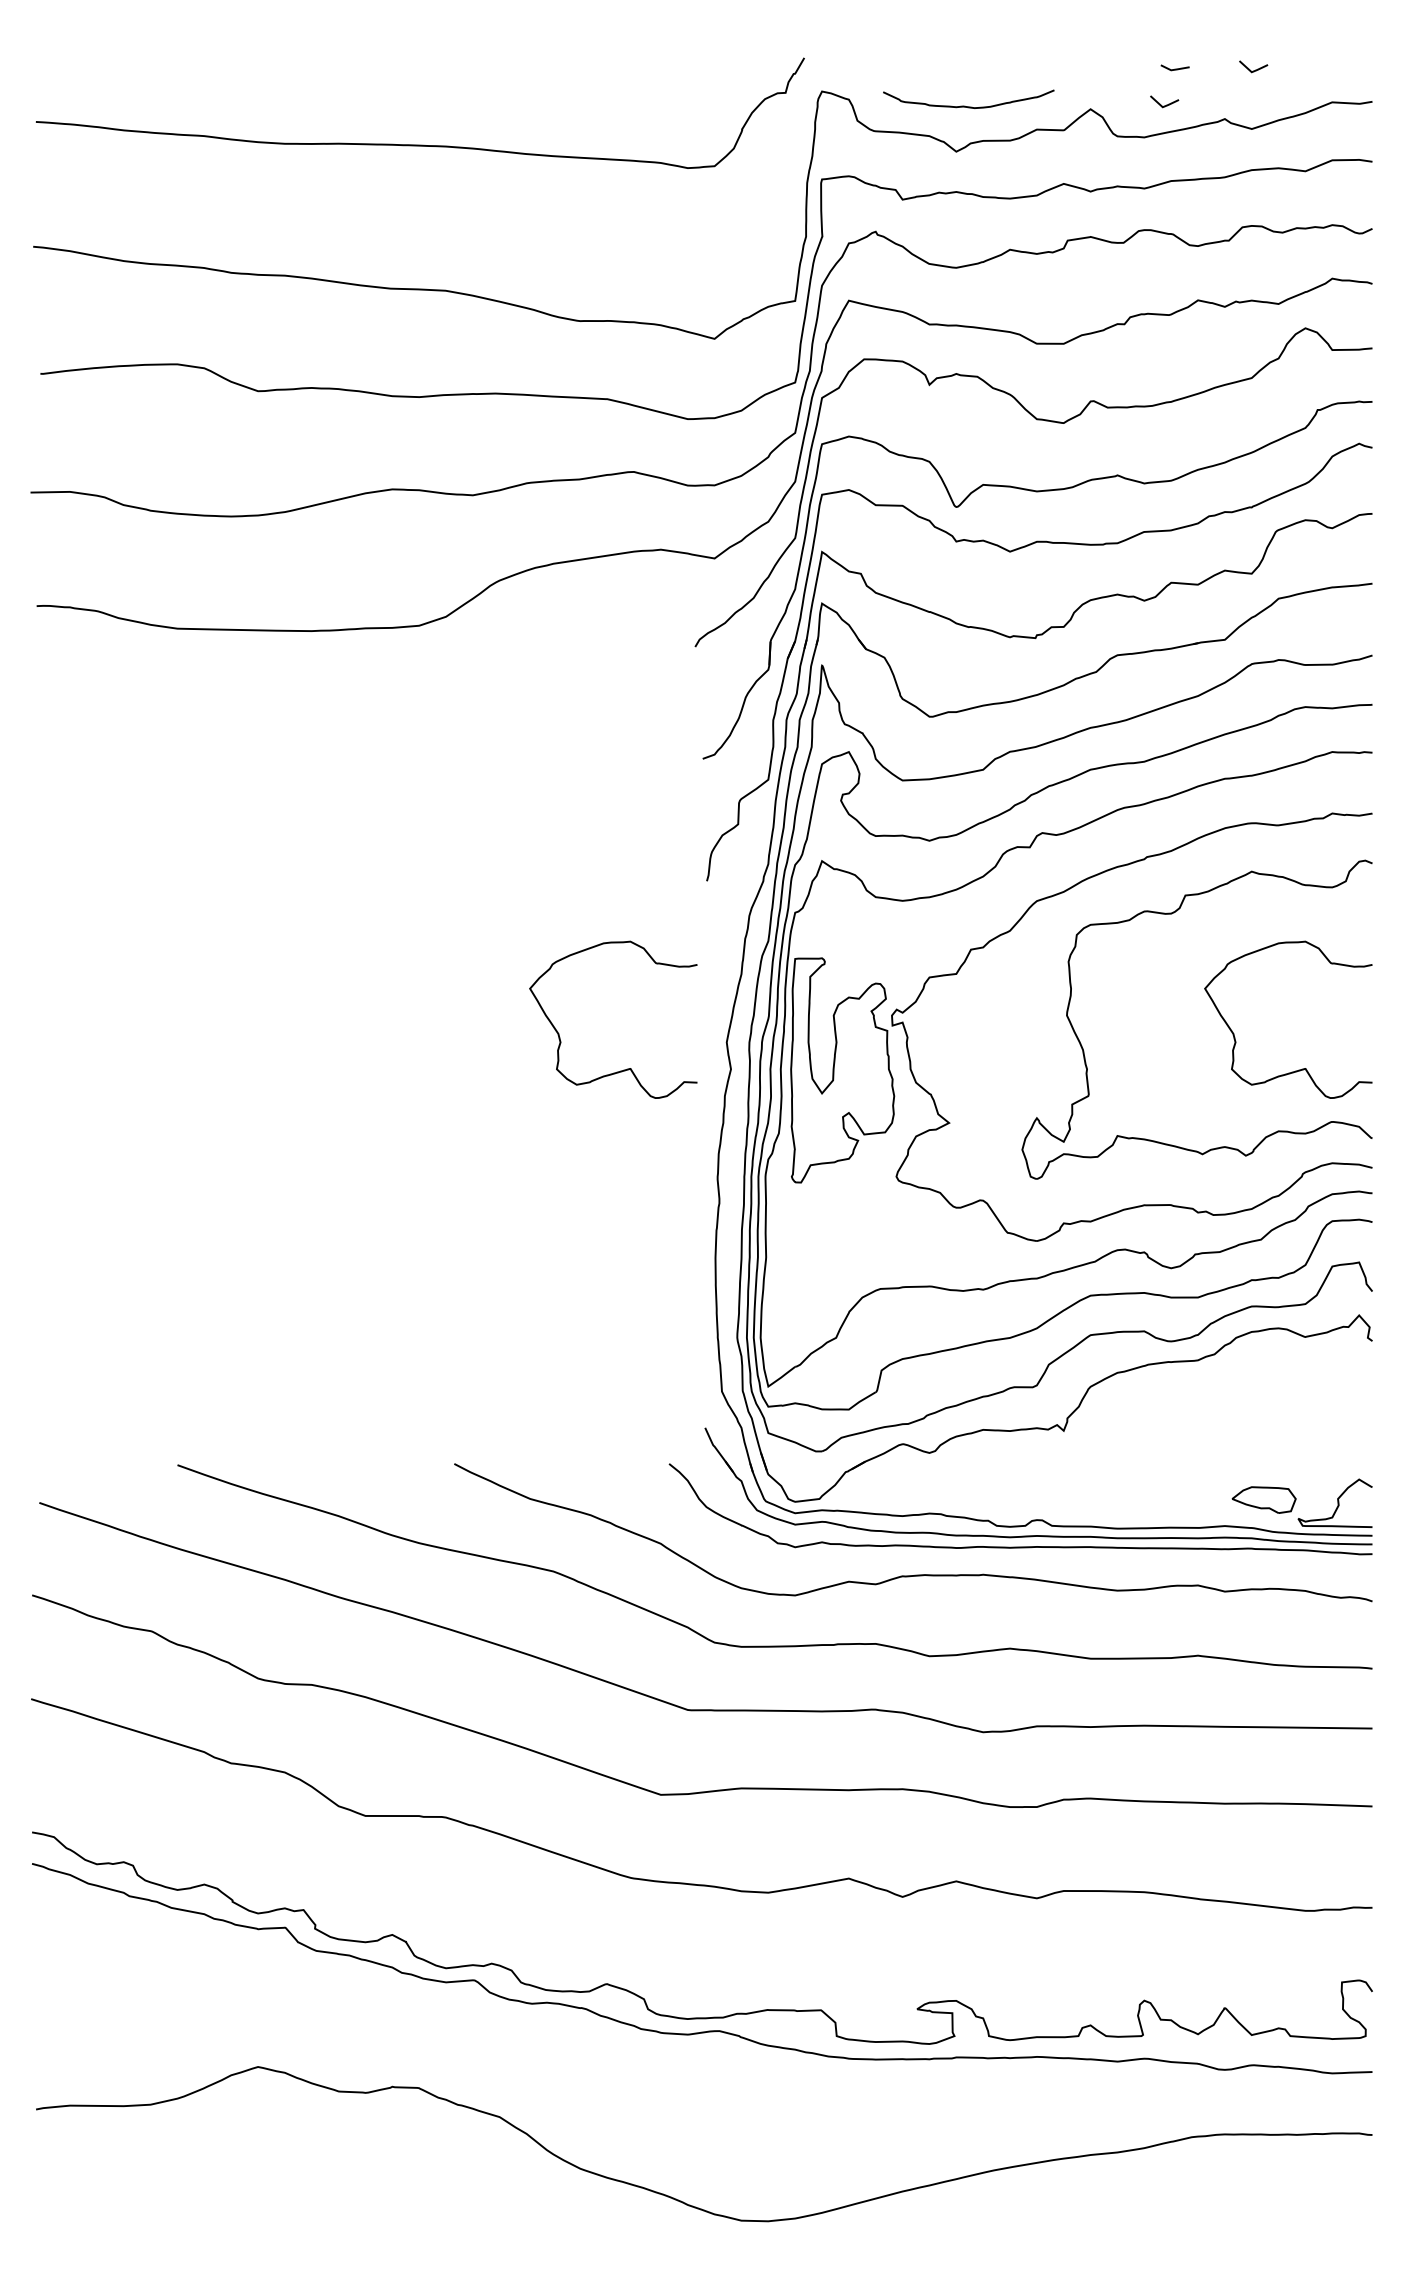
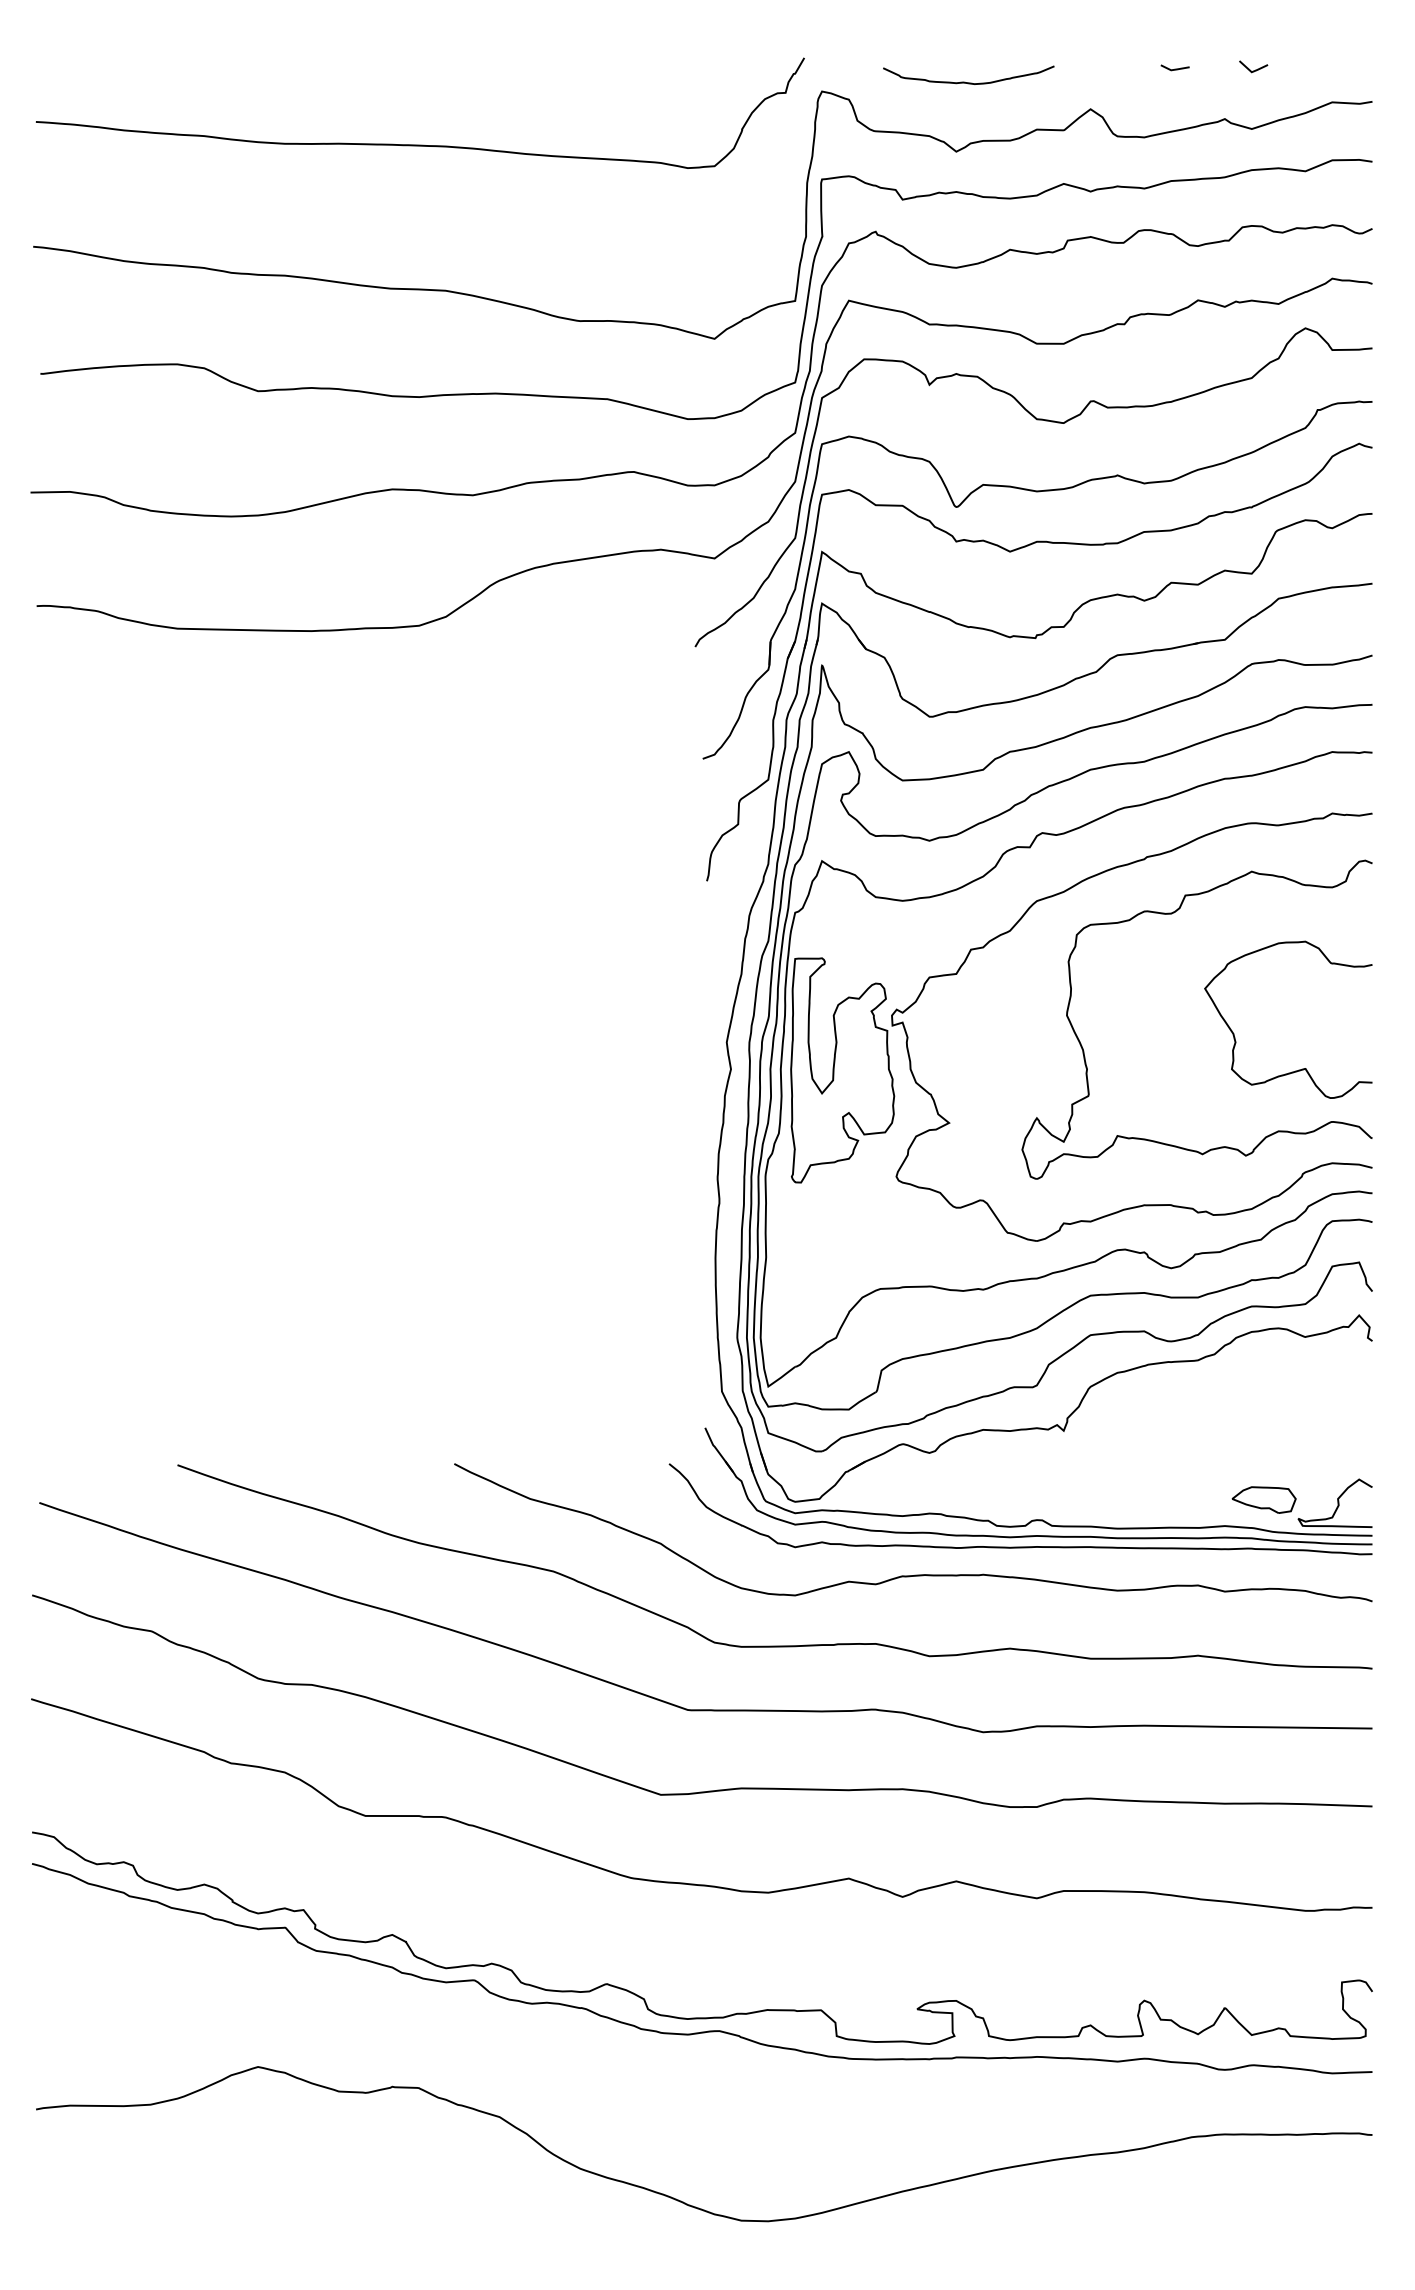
line: present -> none (1166, 104)
curve position: (965, 105) -> (965, 81) (965, 81)
curve: present -> none (627, 1068)
